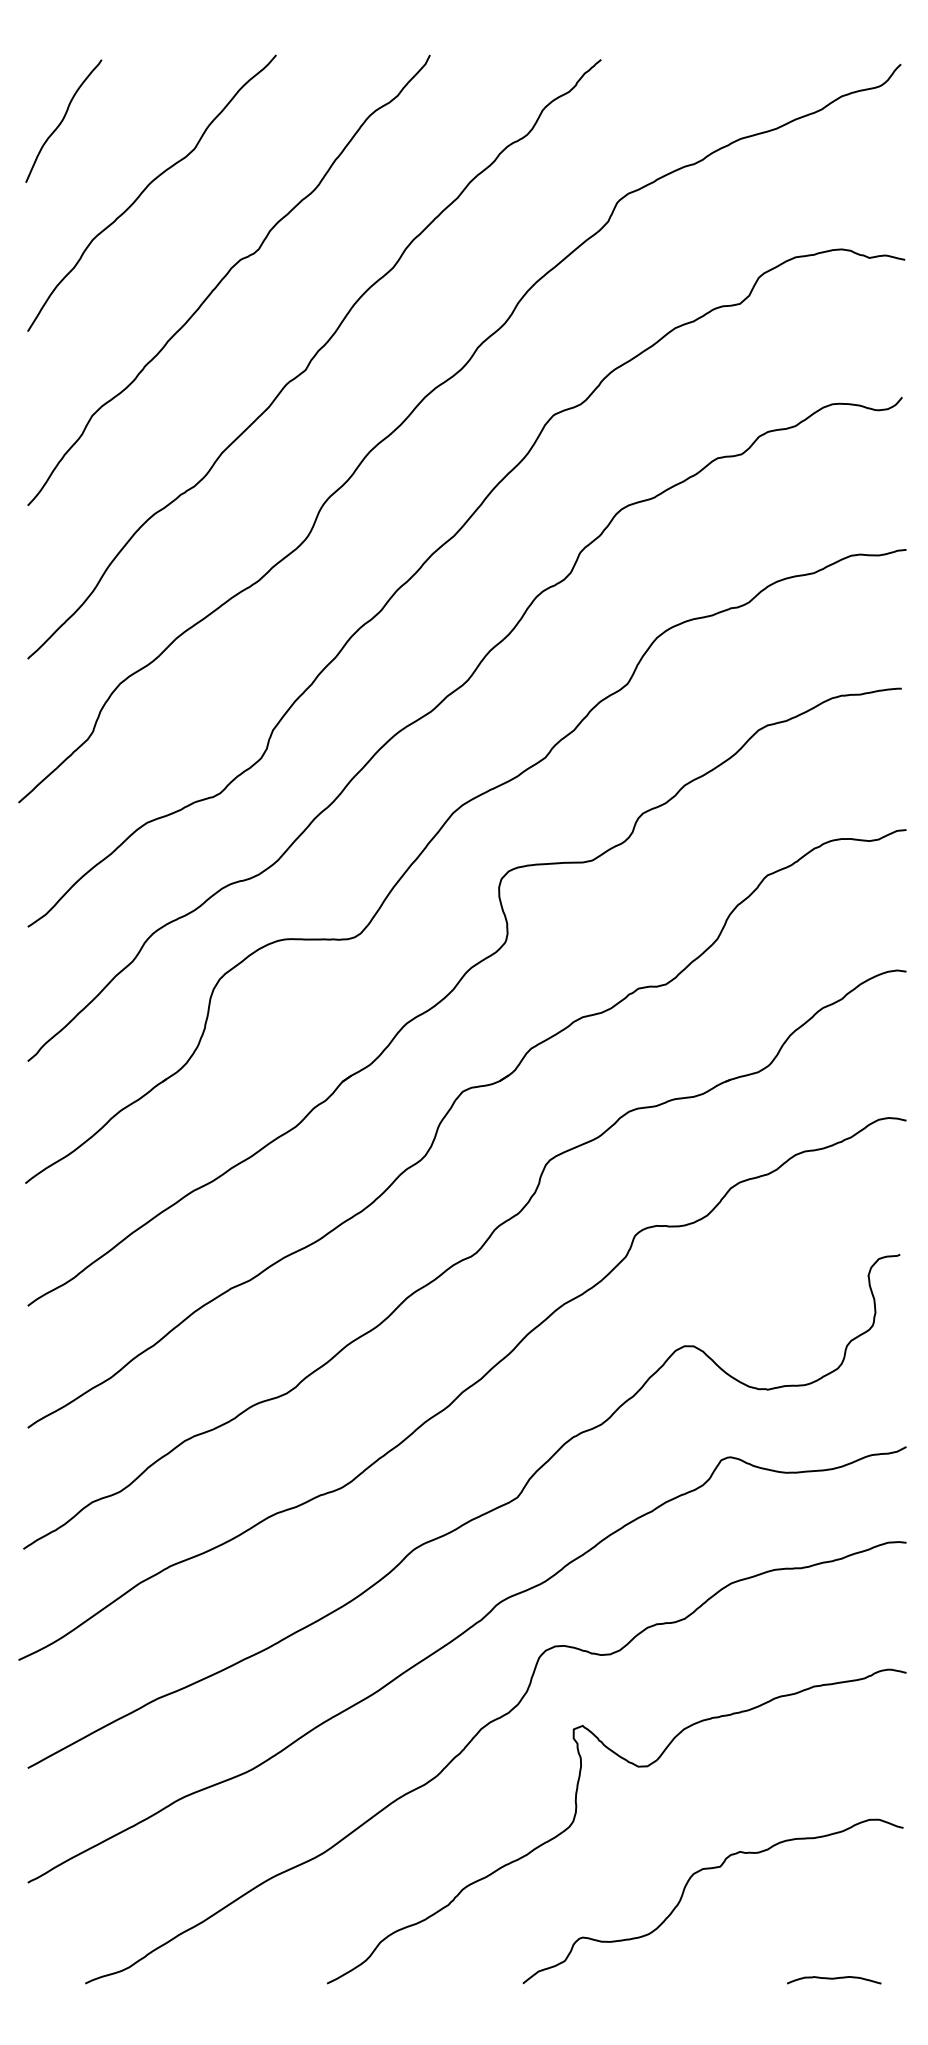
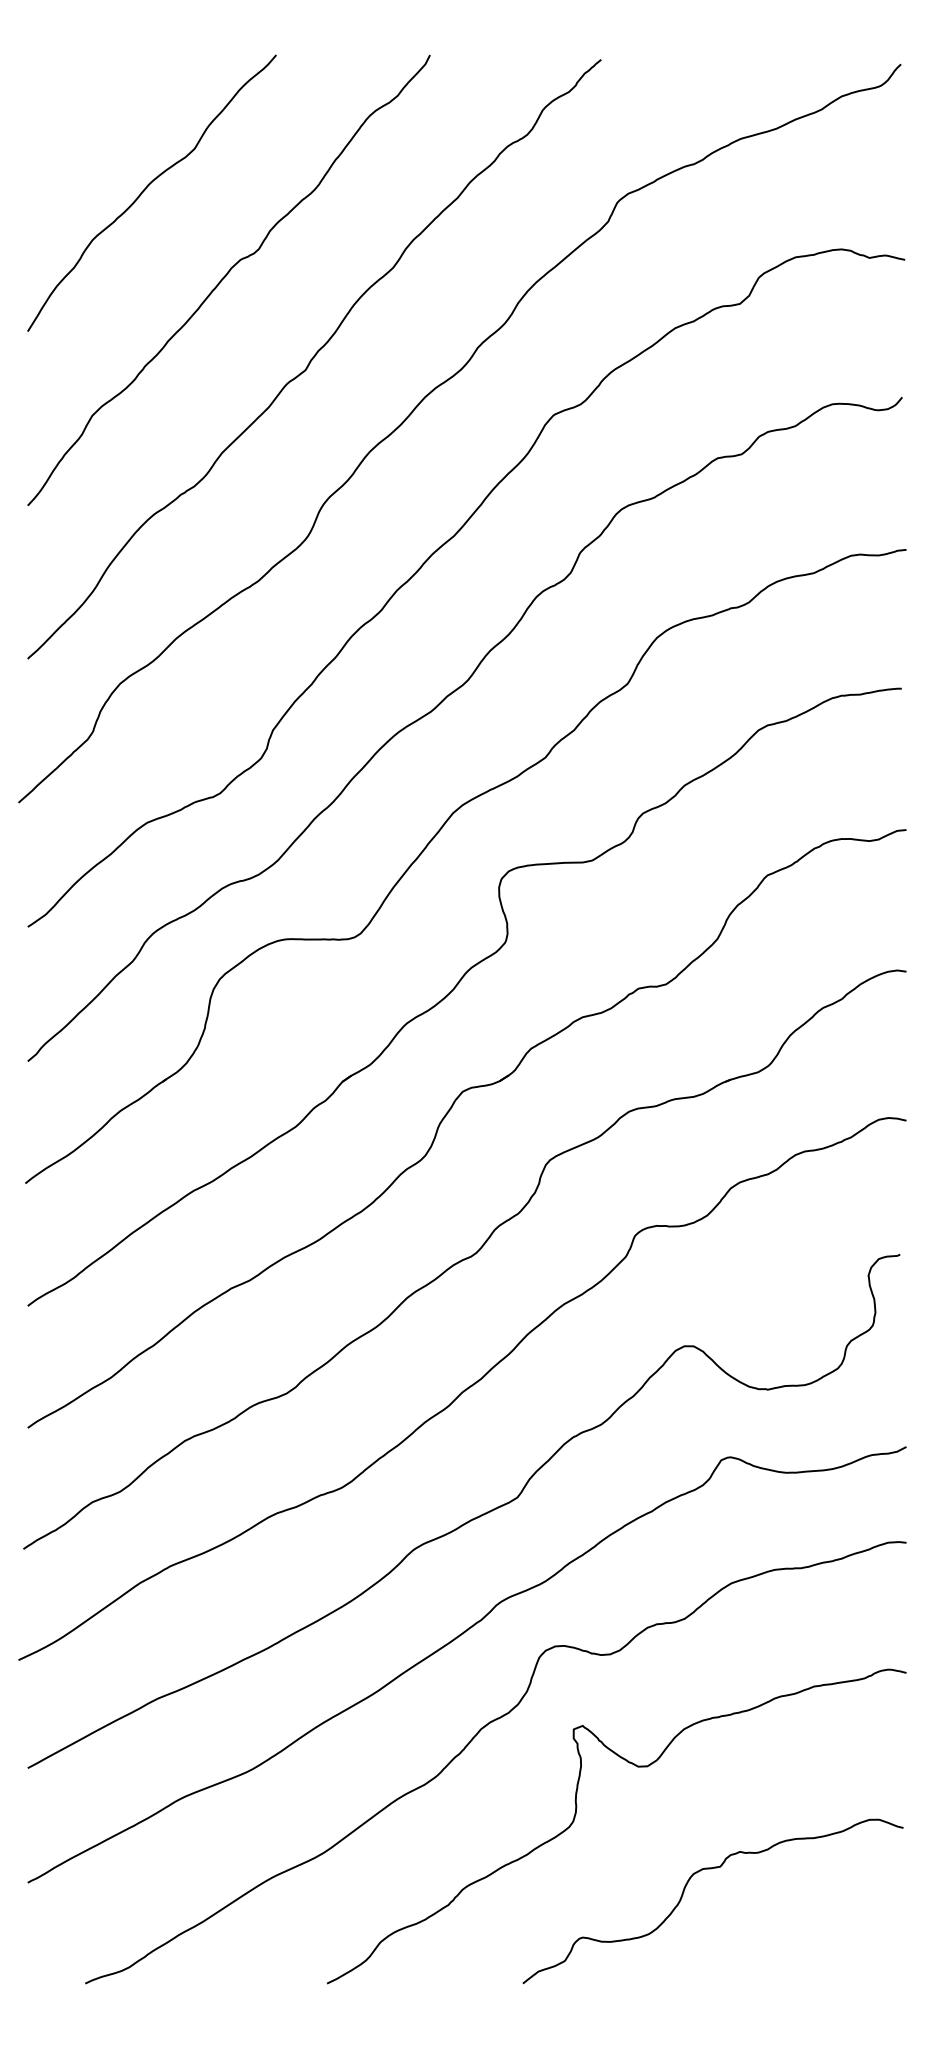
curve: present -> none (63, 120)
curve: present -> none (834, 1979)
